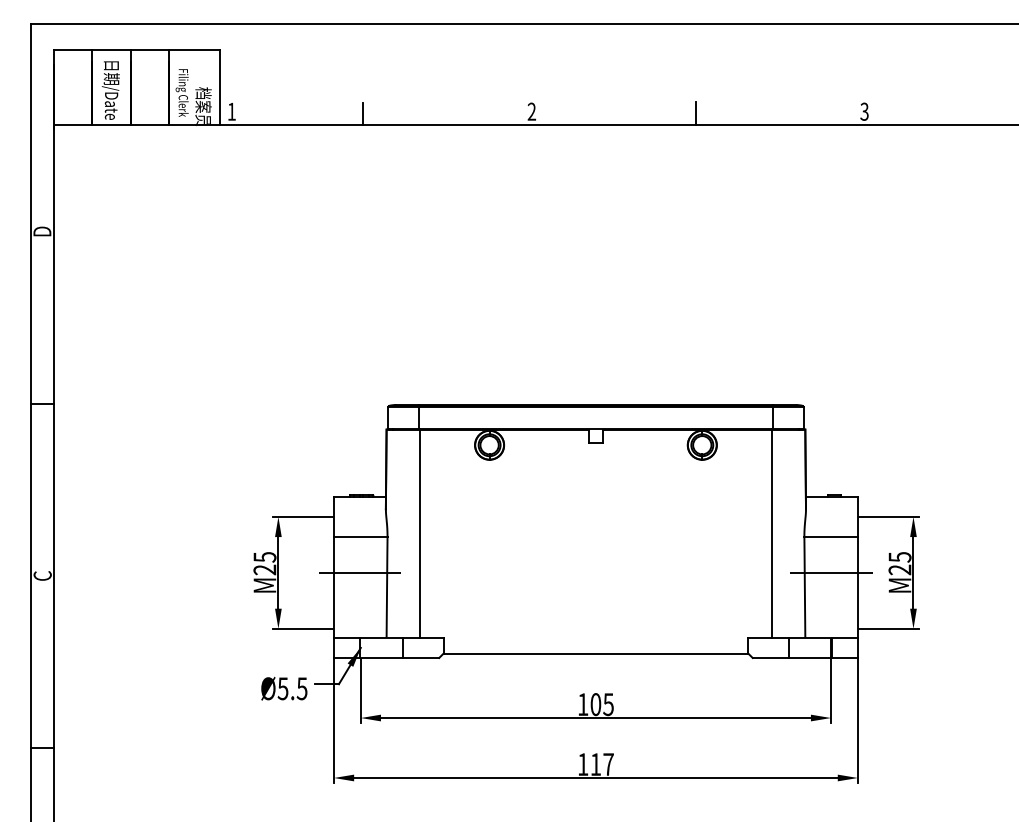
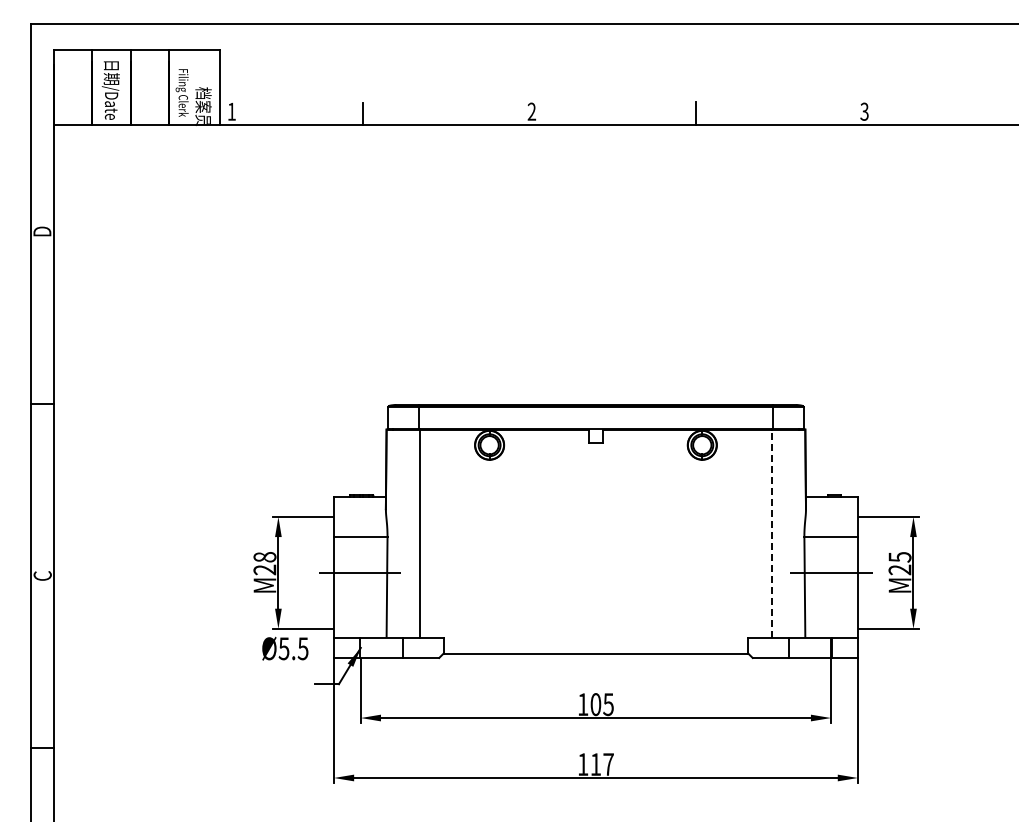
line: solid -> dashed (771, 533)
text: M25 -> M28 (264, 557)
text position: (284, 688) -> (285, 648) (285, 648)
